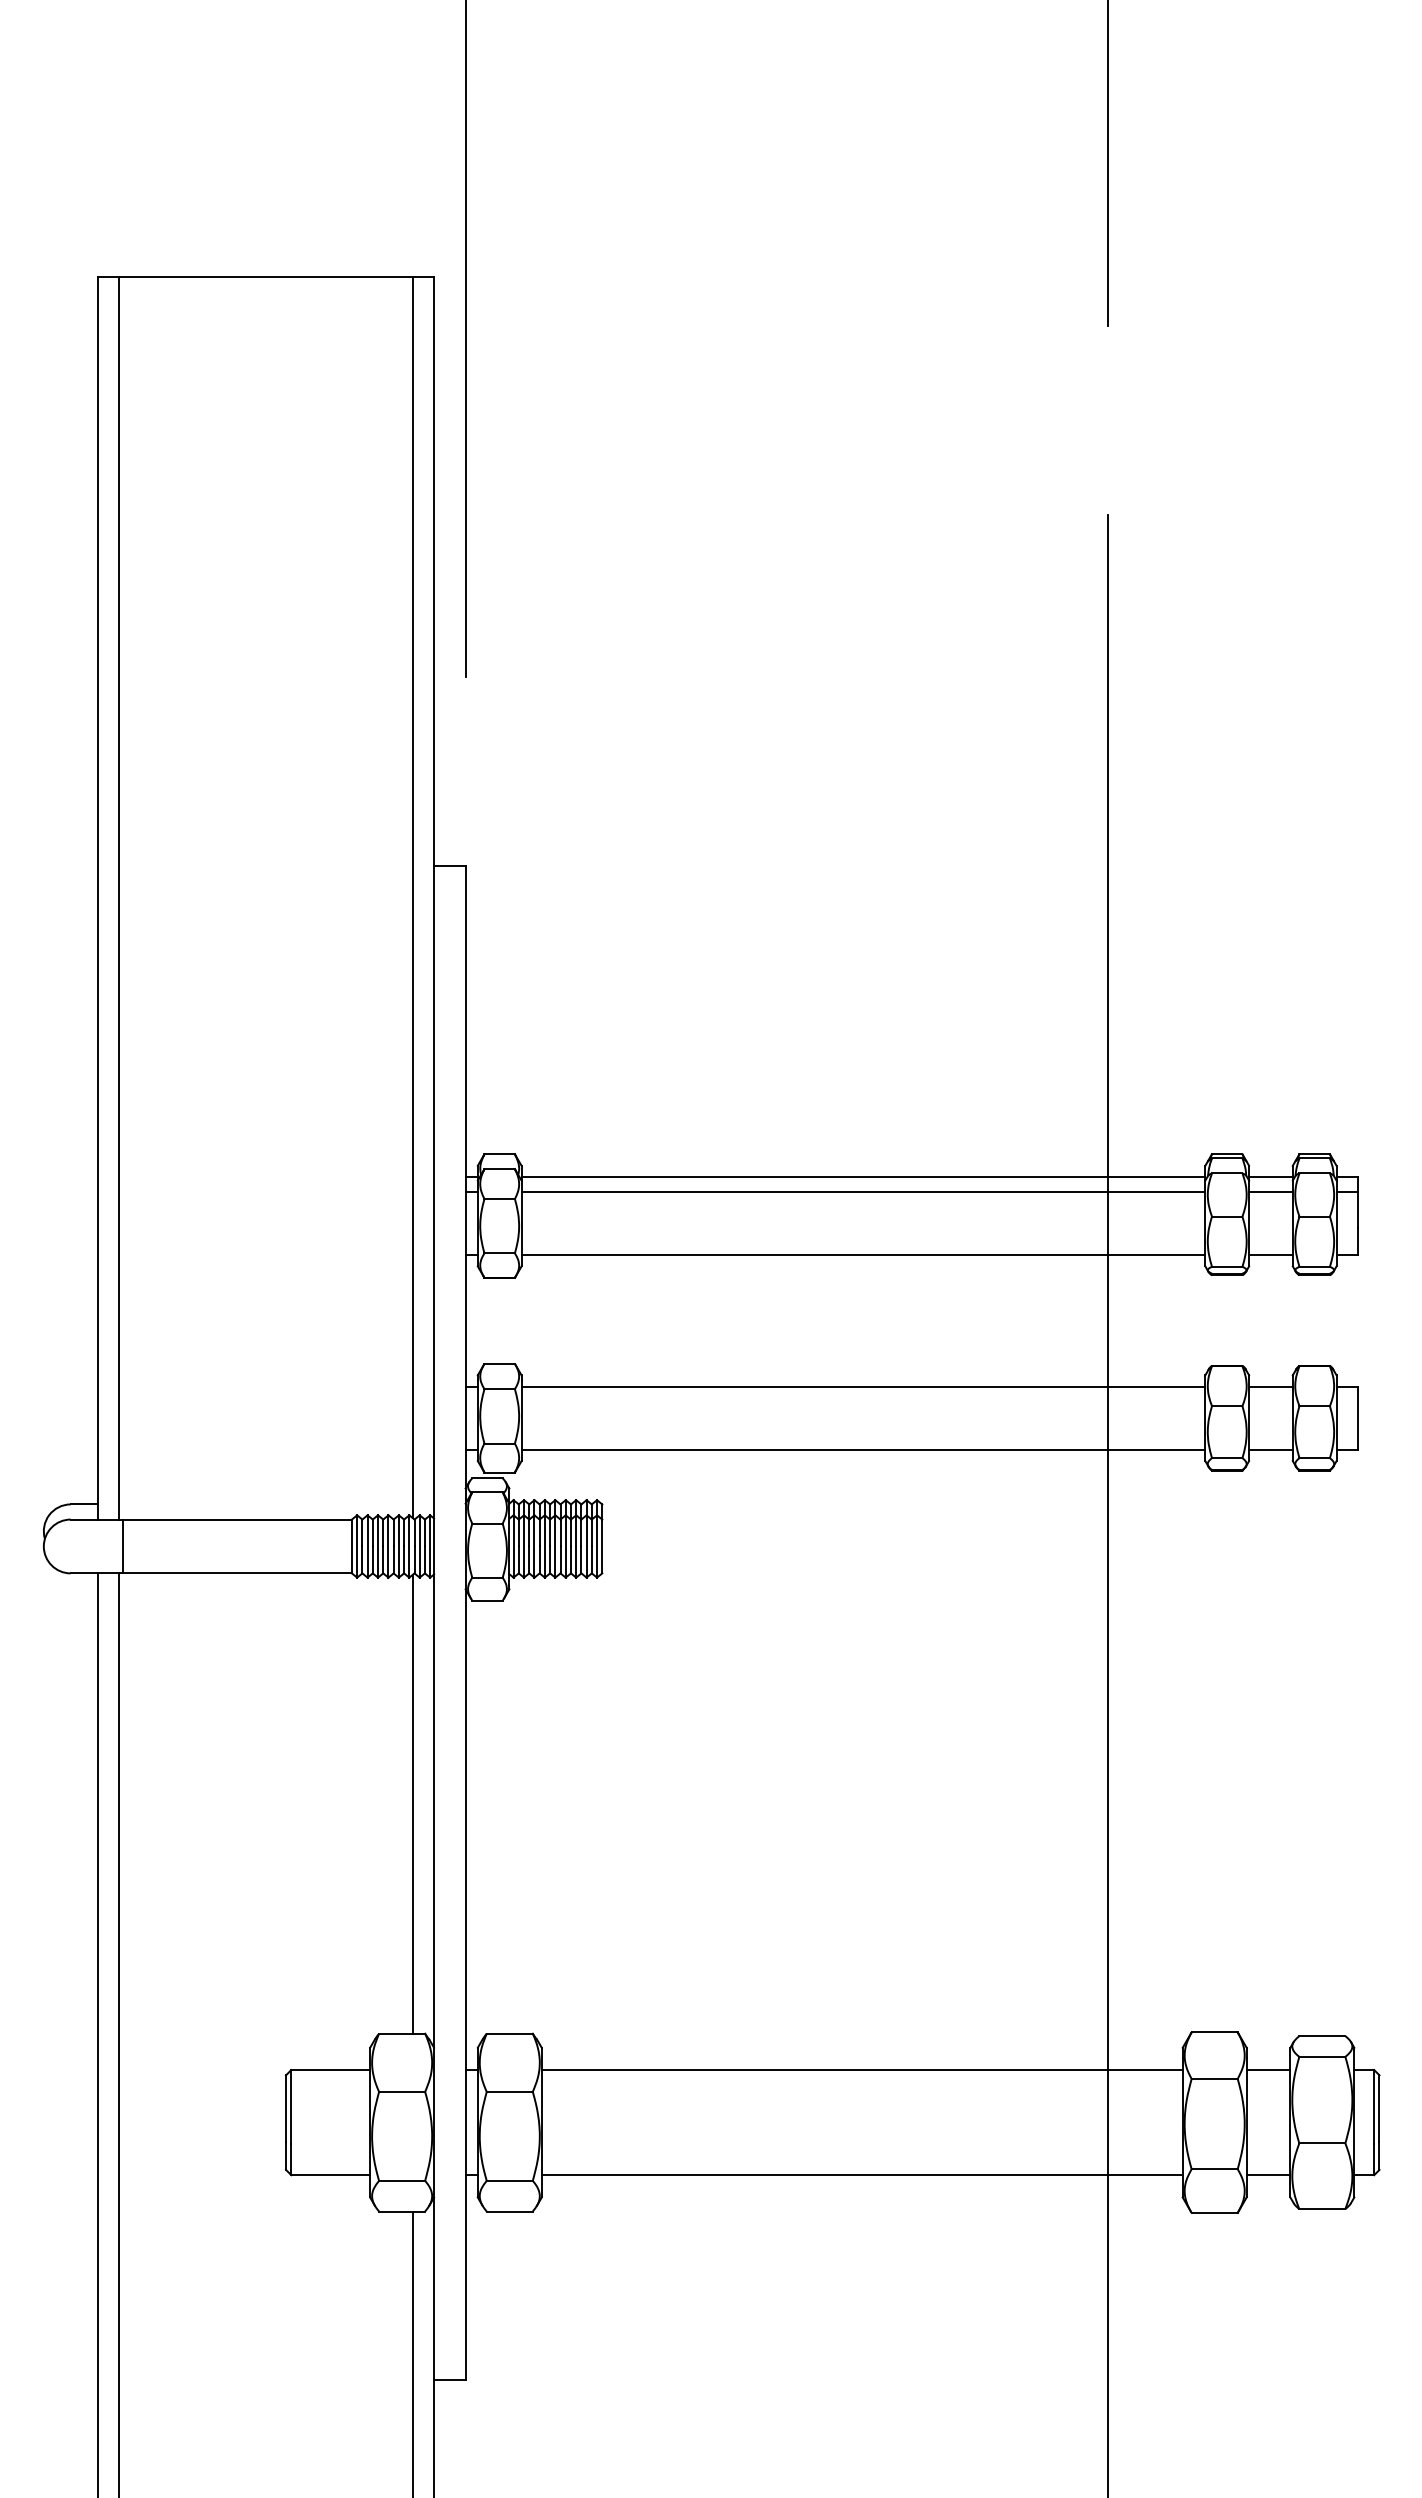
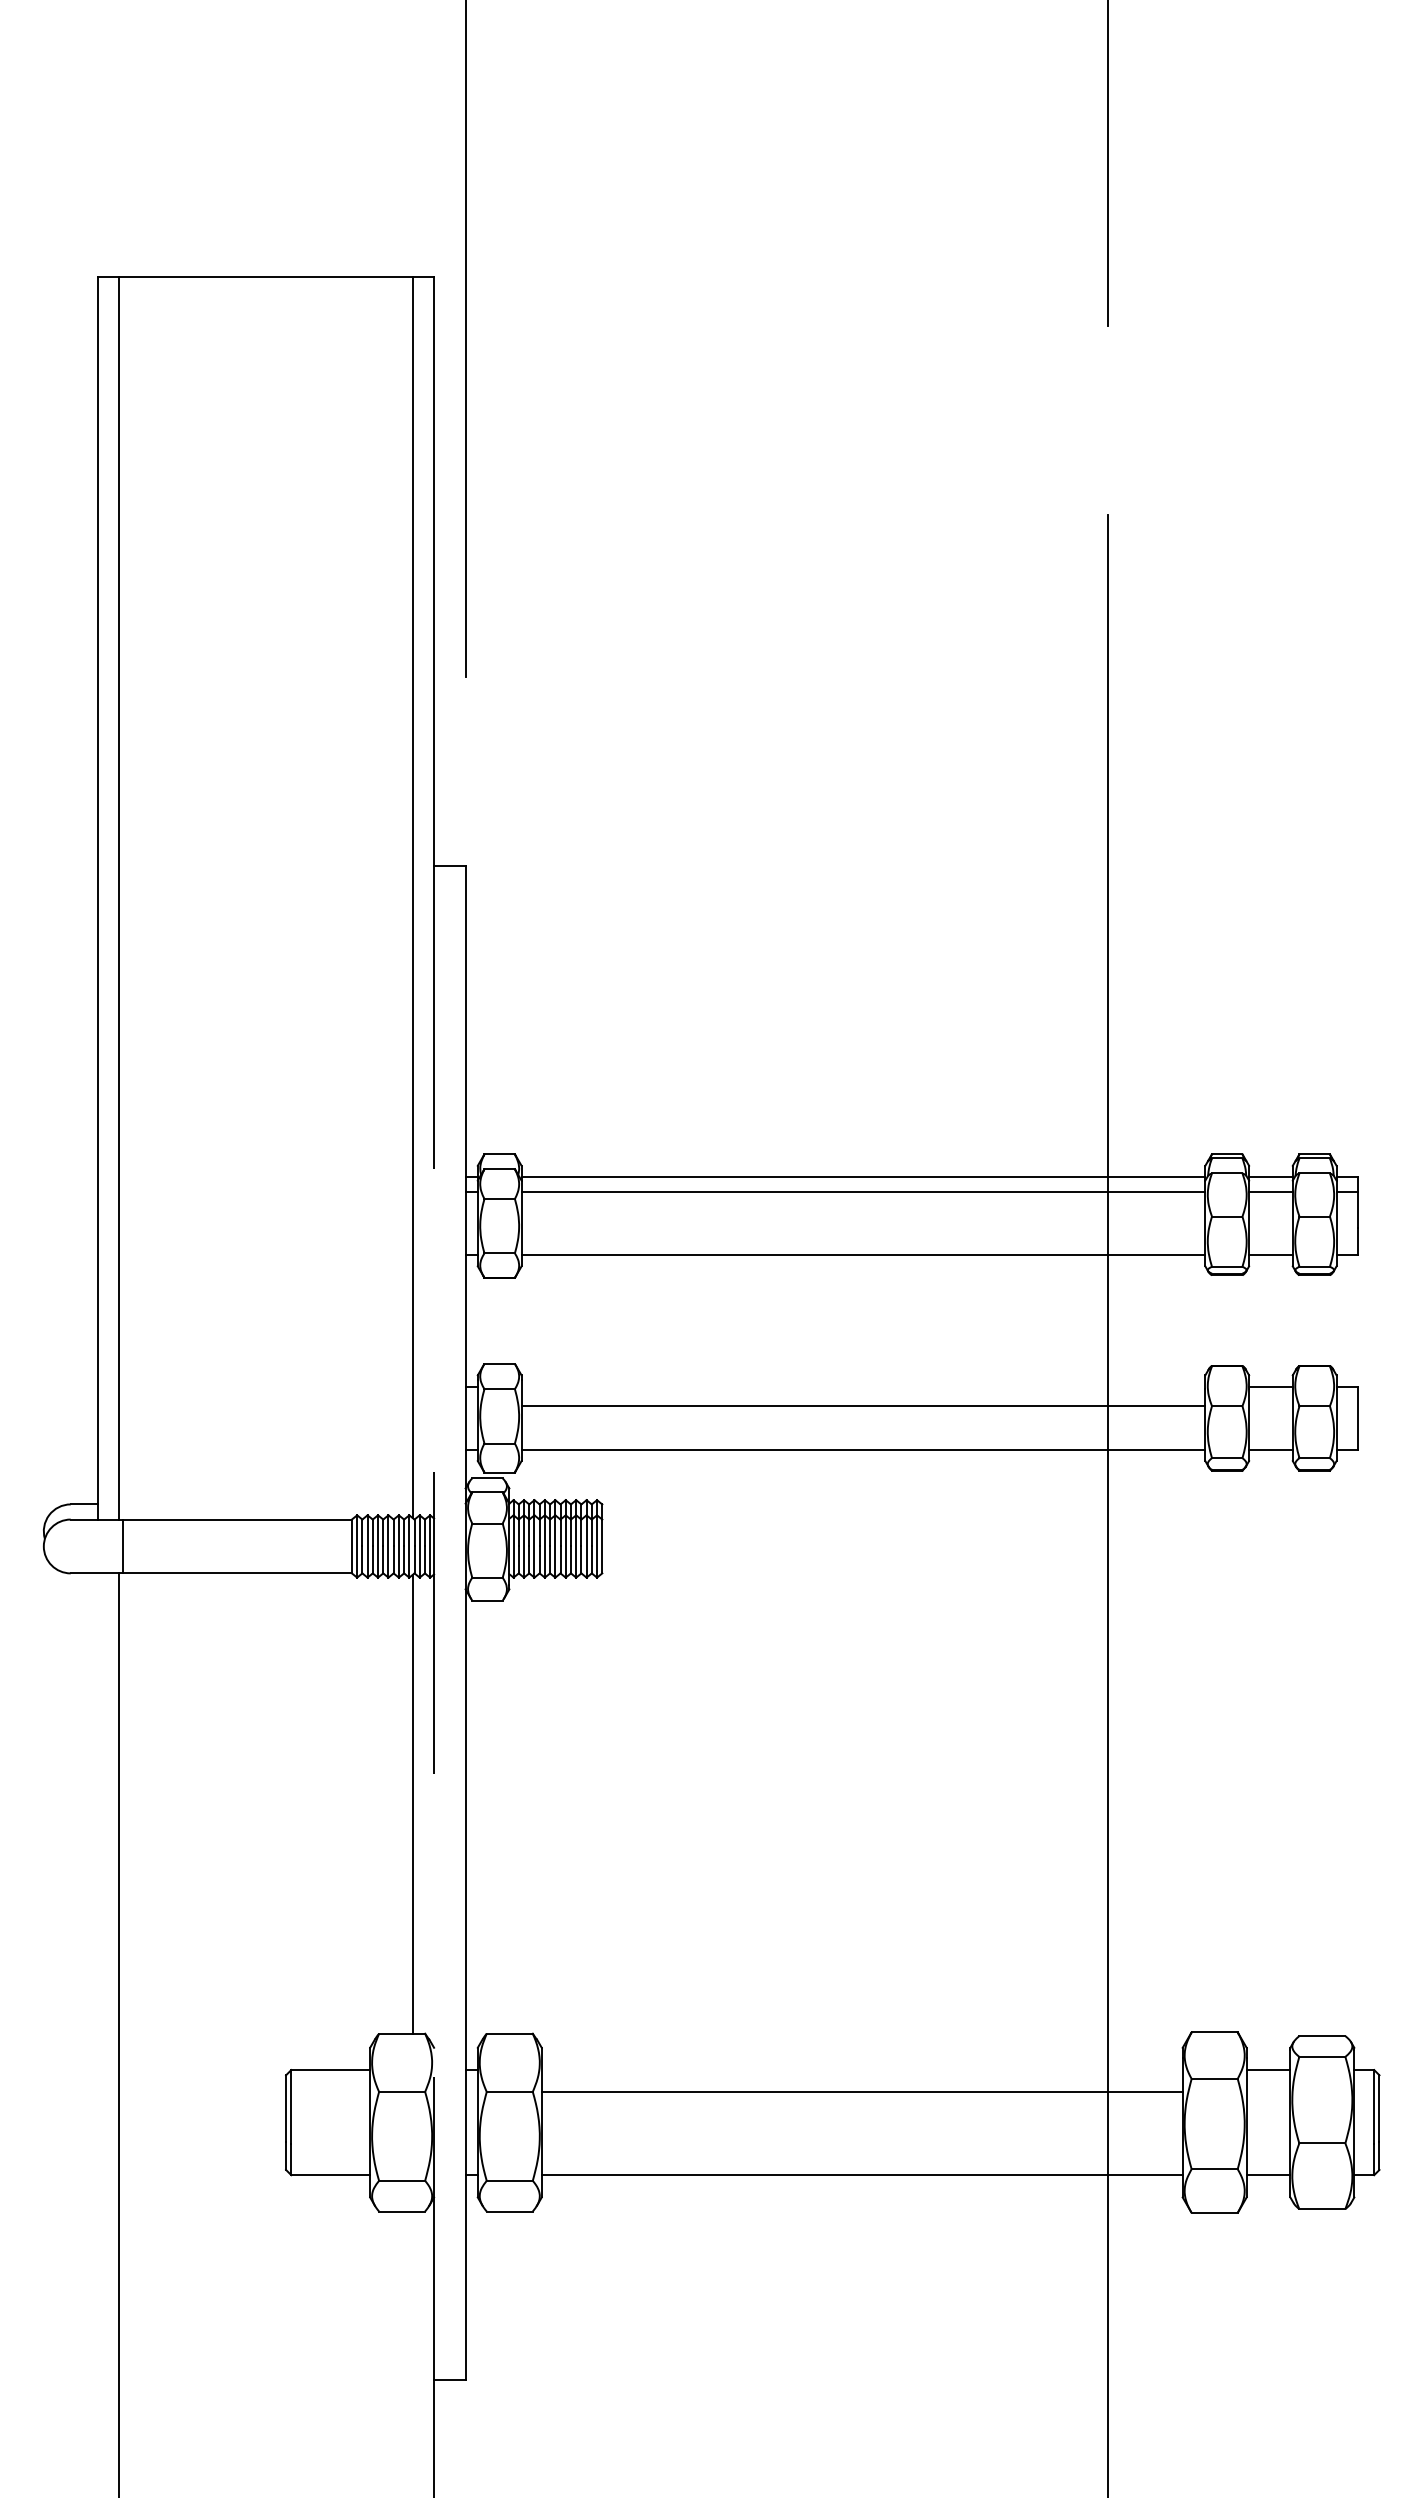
line position: (863, 1386) -> (863, 1405) (863, 1405)
line: solid -> dashed (434, 1623)
line: present -> none (97, 2033)
line position: (861, 2070) -> (861, 2092) (861, 2092)
line: present -> none (413, 2352)
